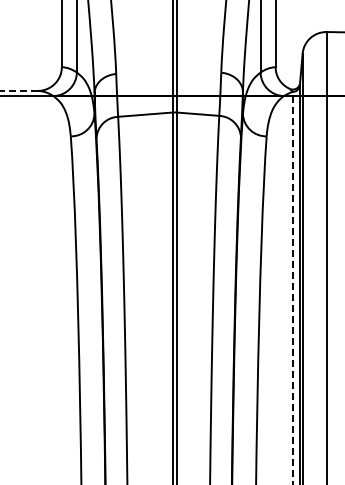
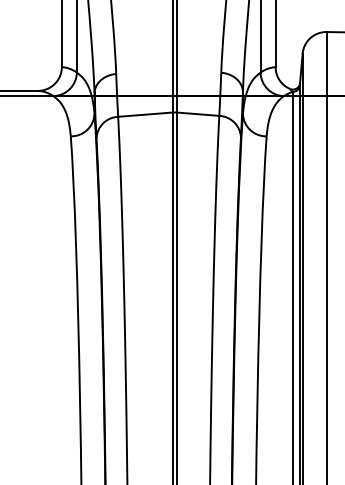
line: dashed -> solid (18, 90)
line: dashed -> solid (292, 287)
